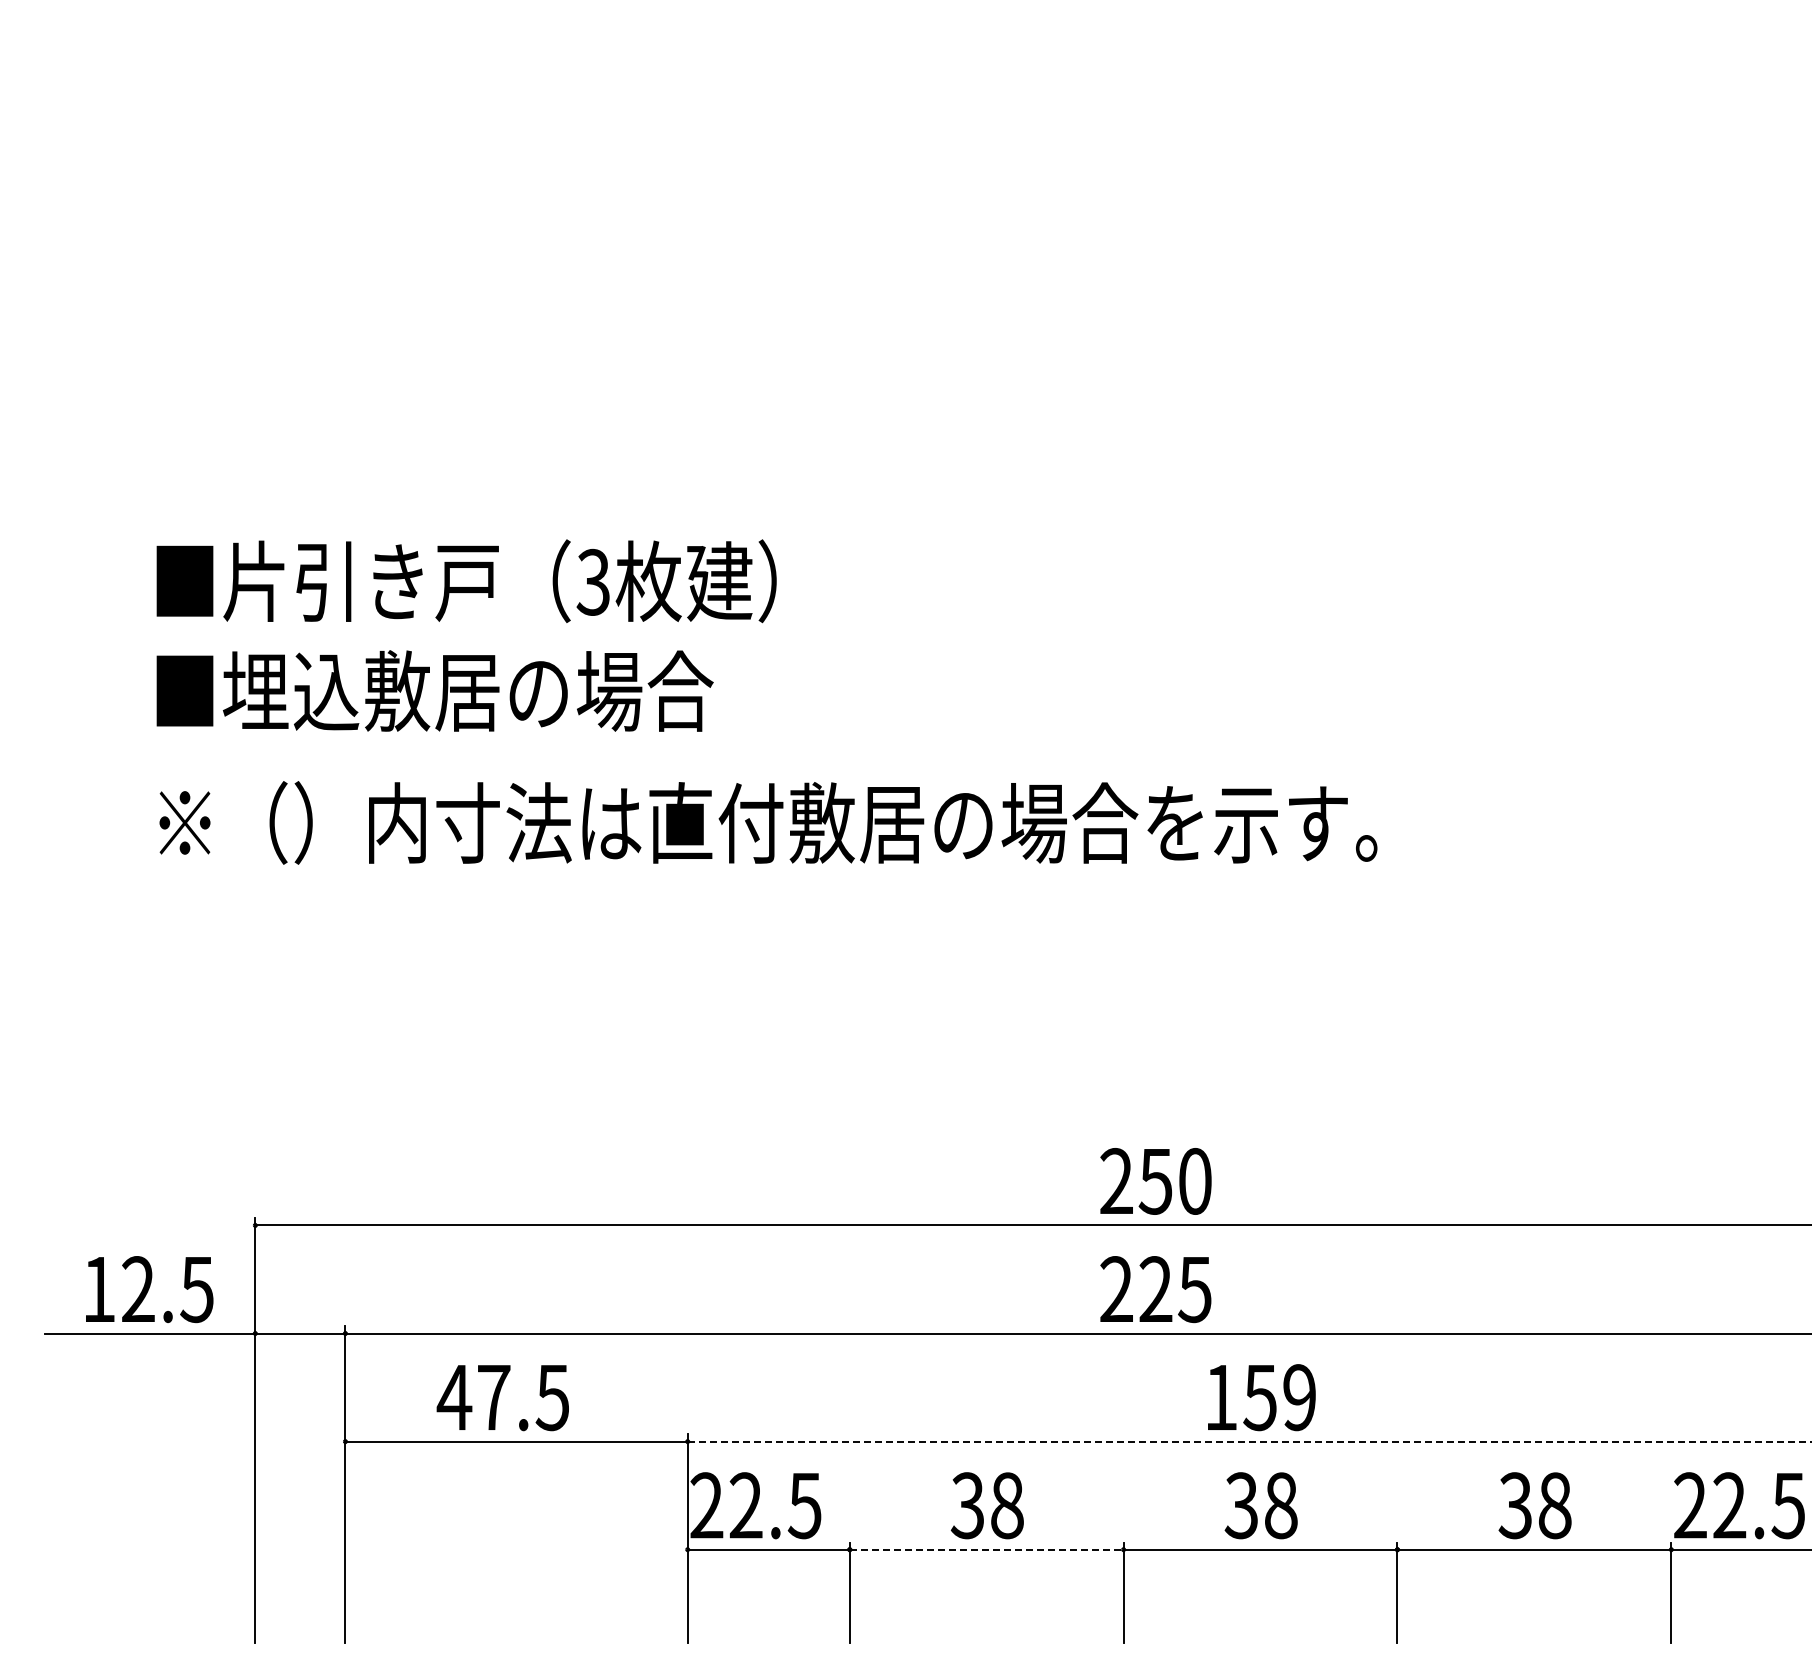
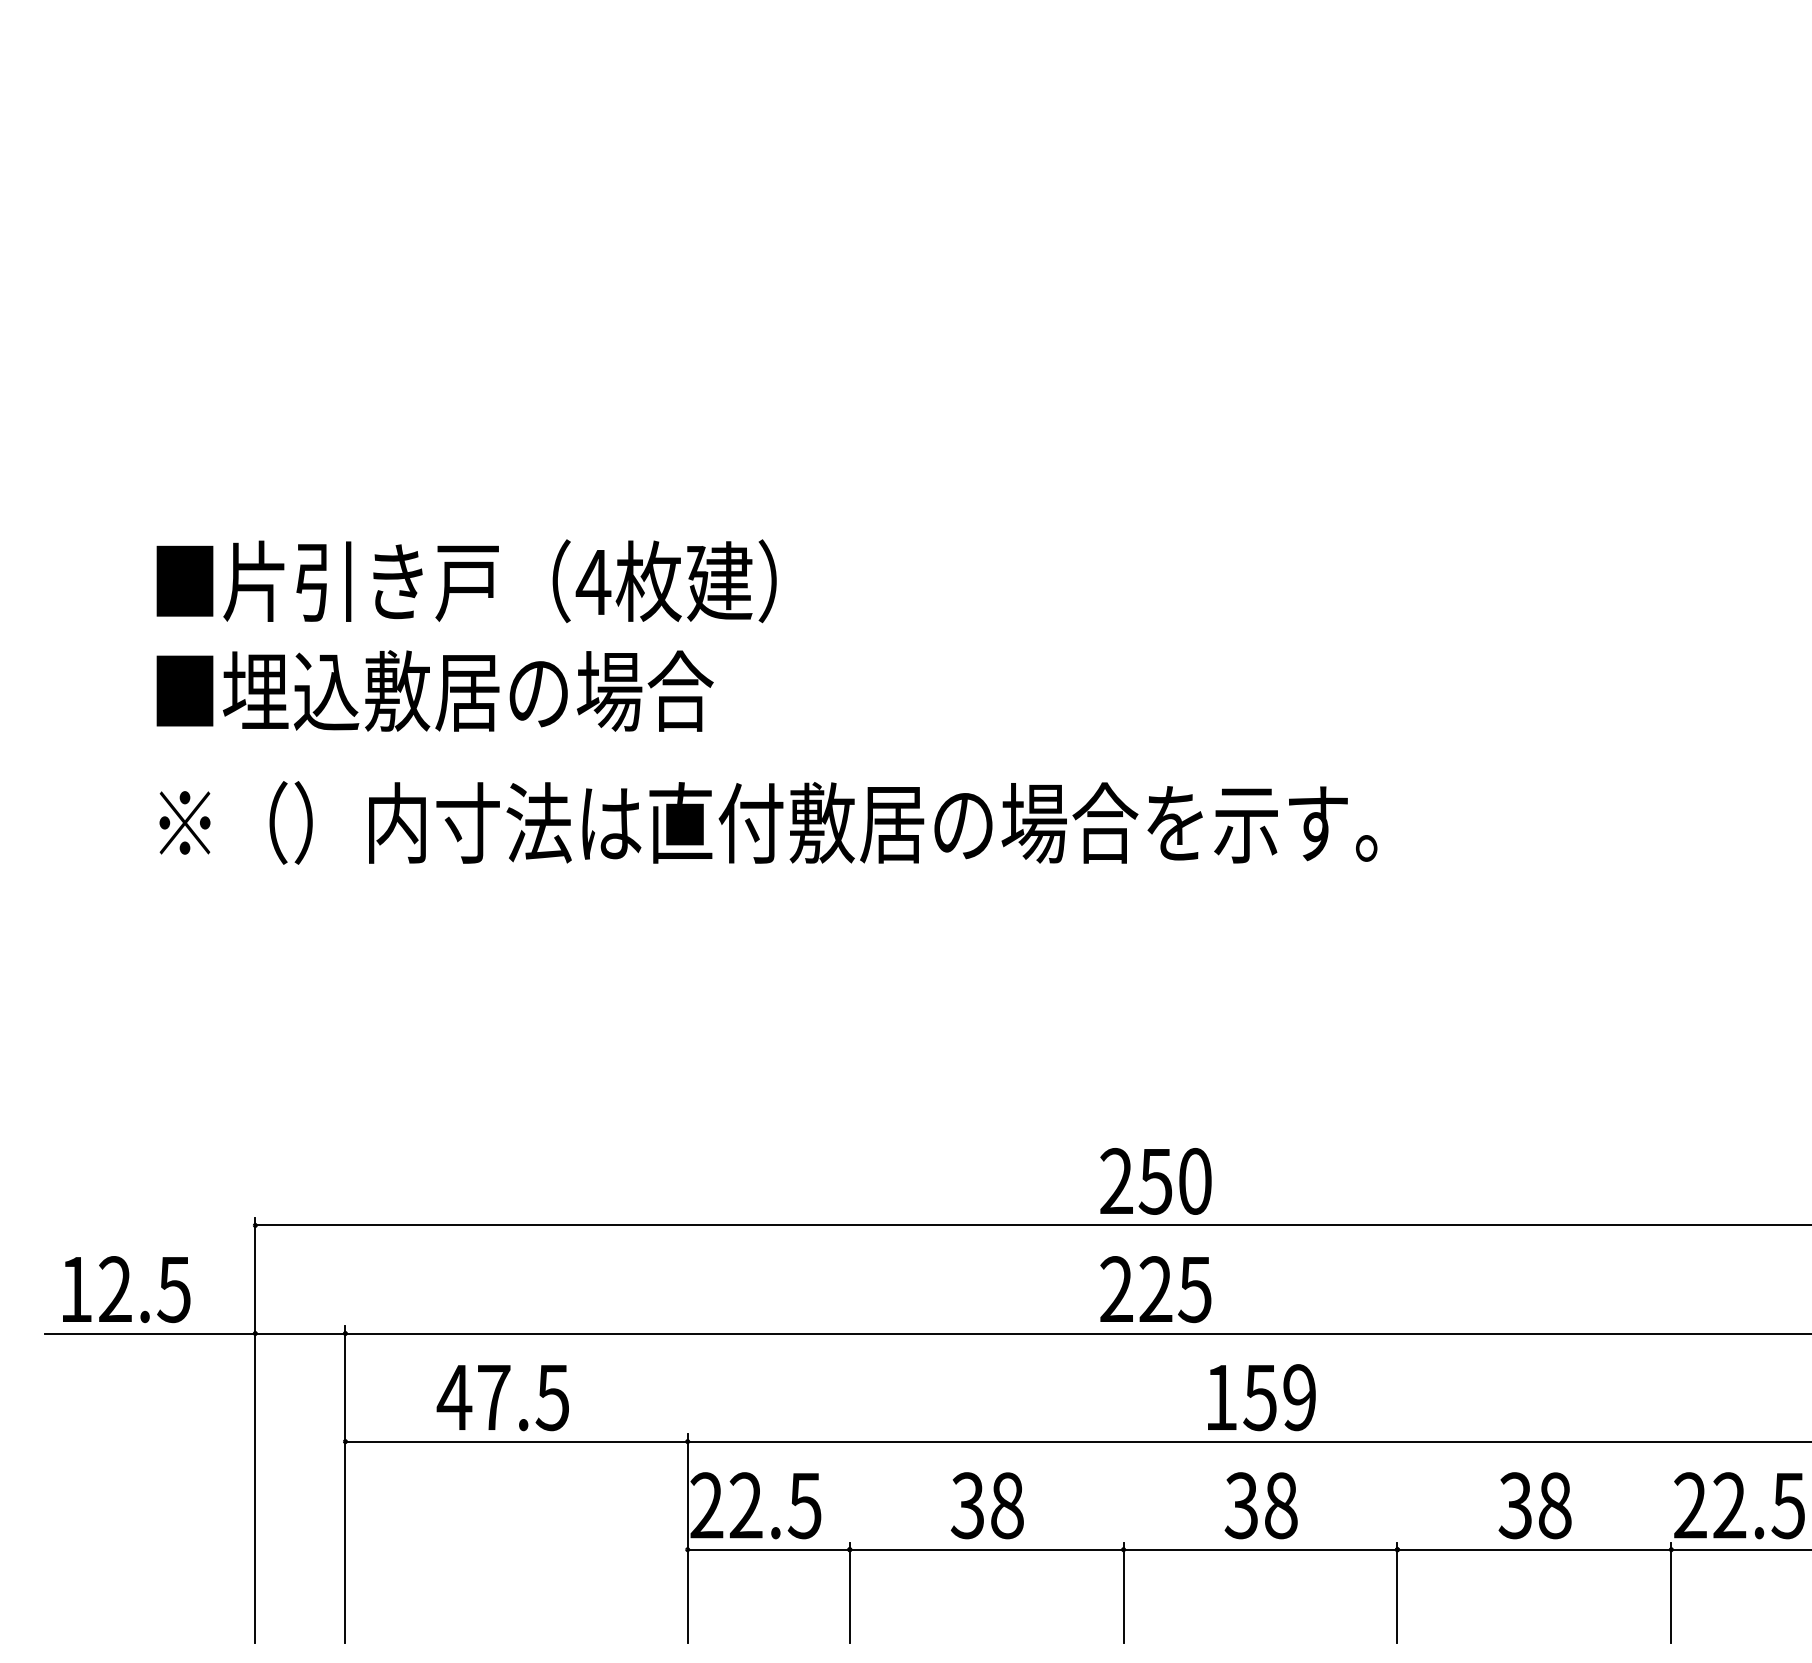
text: 3 -> 4 (593, 581)
text position: (149, 1289) -> (126, 1289) (126, 1289)
line: dashed -> solid (1249, 1441)
line: dashed -> solid (986, 1549)
